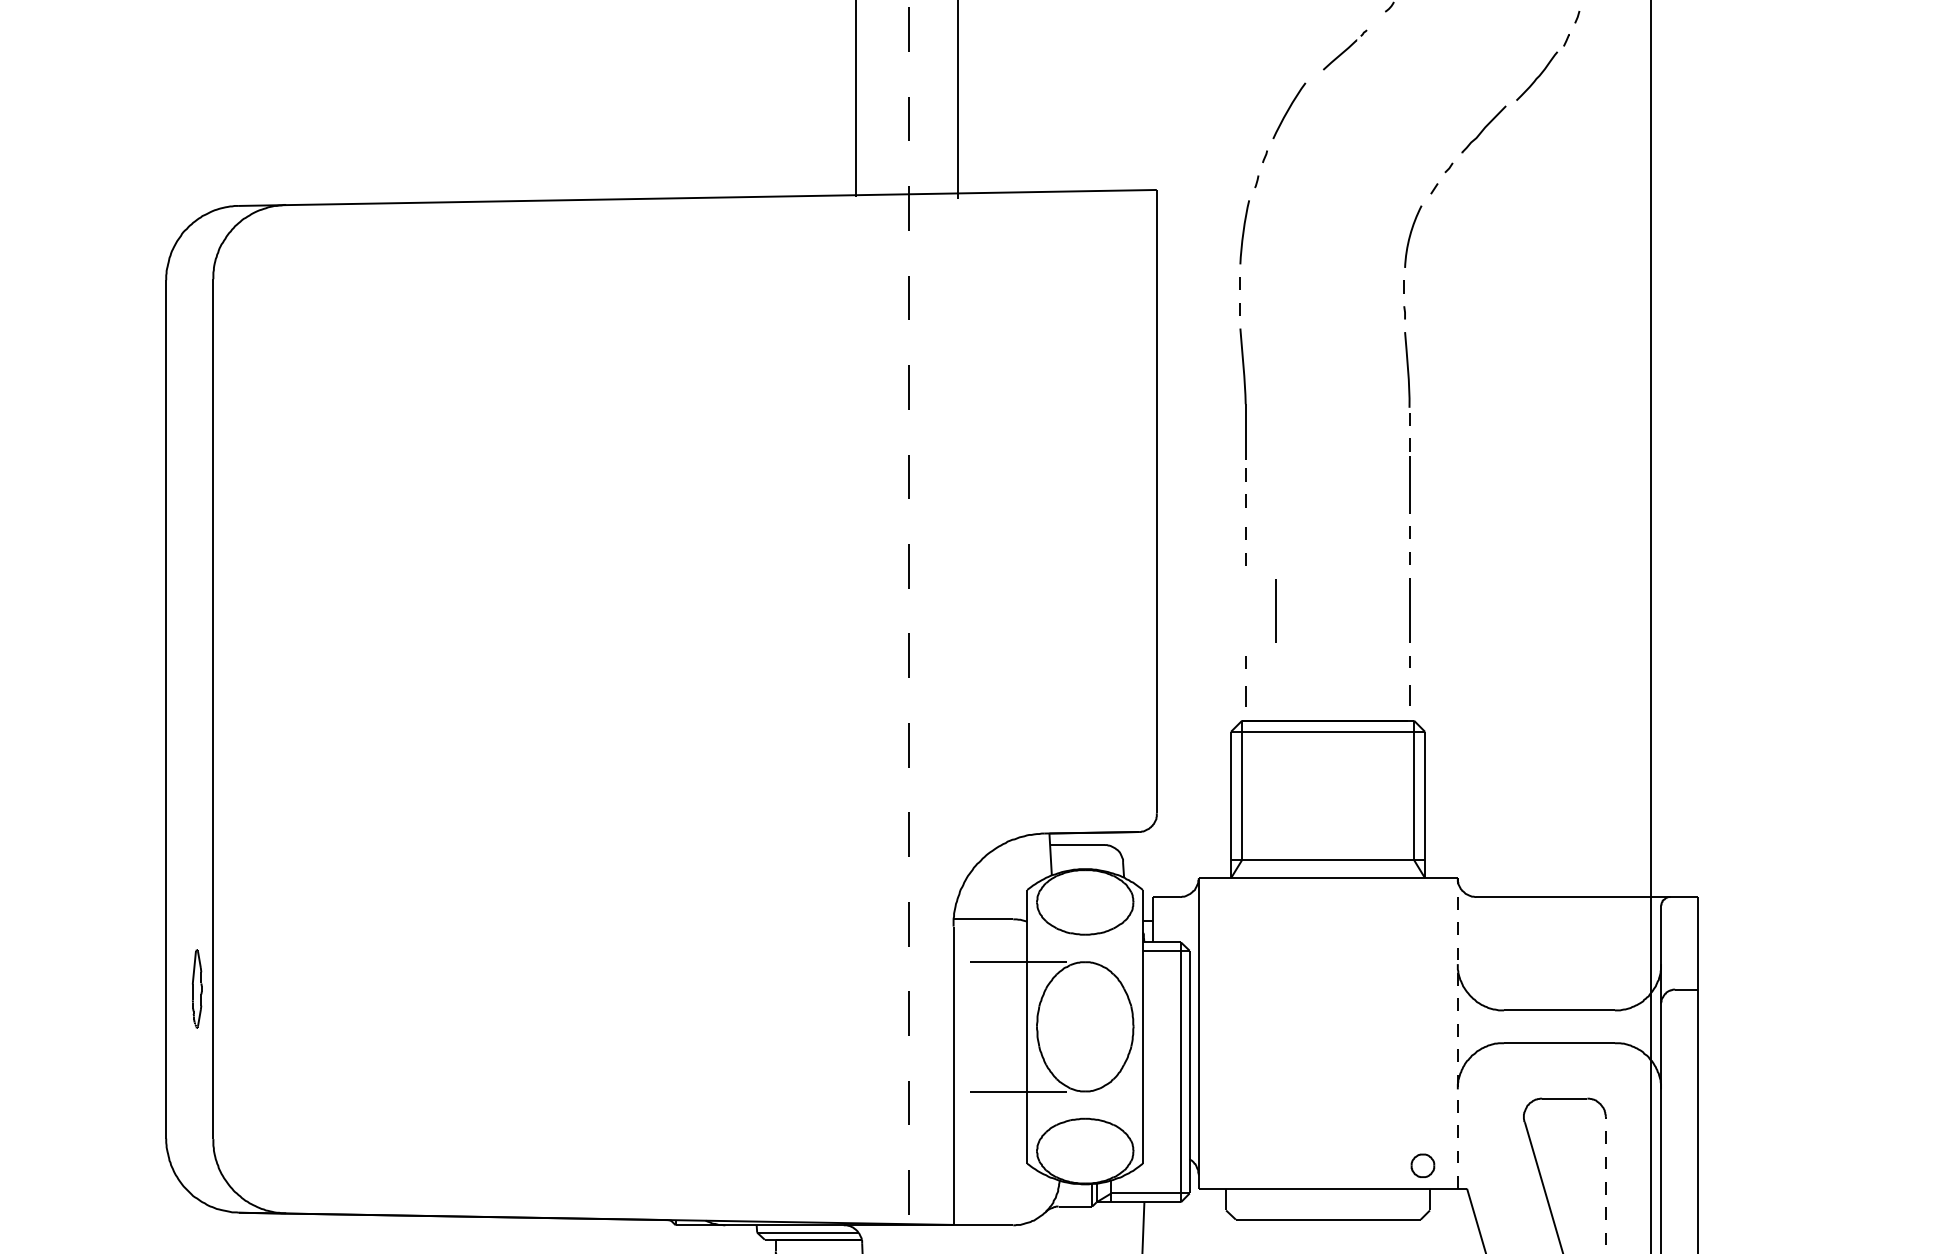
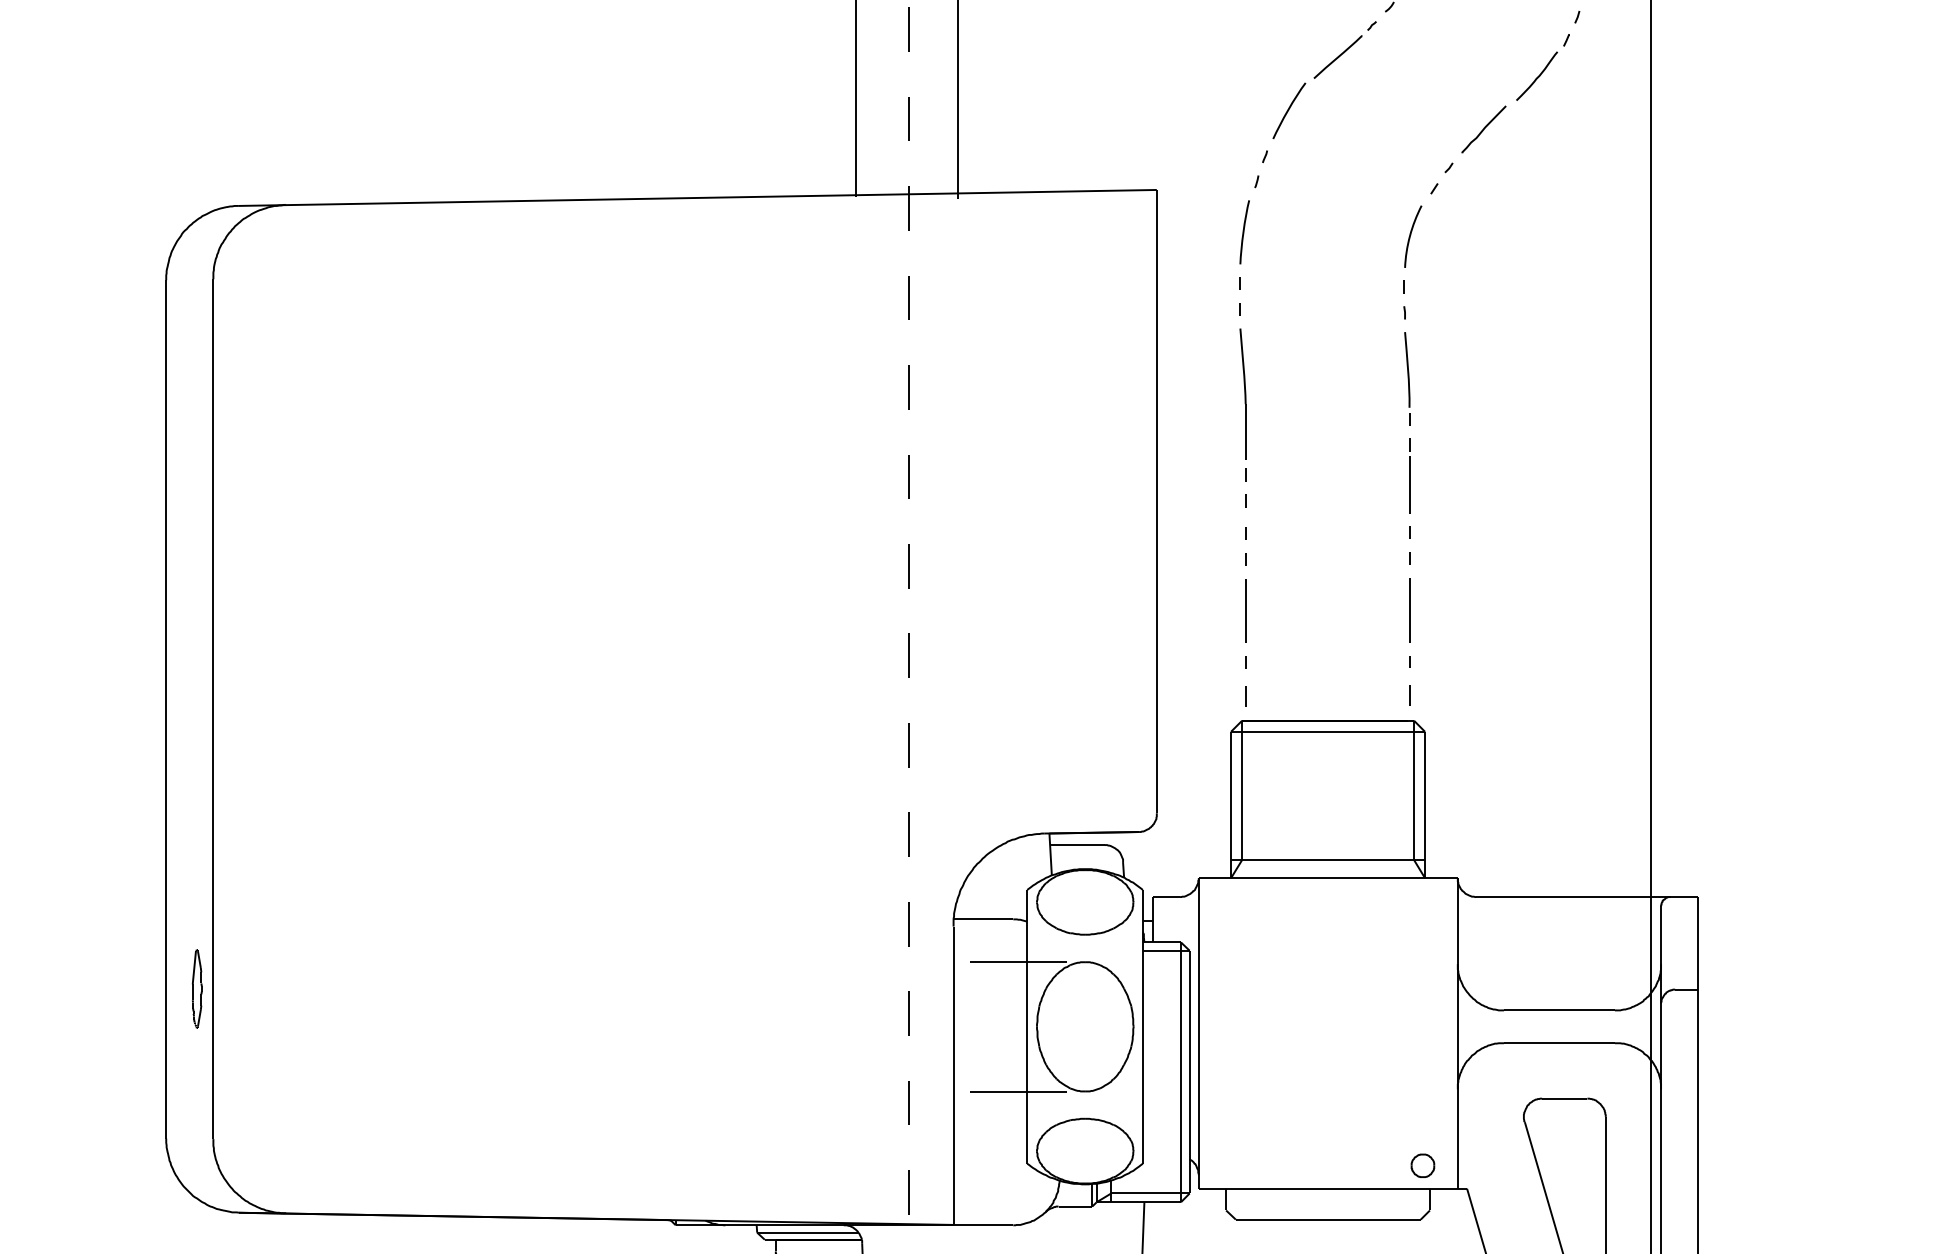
part size: 45x42 px -> 64x58 px (1344, 49)
line position: (1275, 610) -> (1245, 610) (1245, 610)
line: dashed -> solid (1457, 1032)
line: dashed -> solid (1605, 1184)
